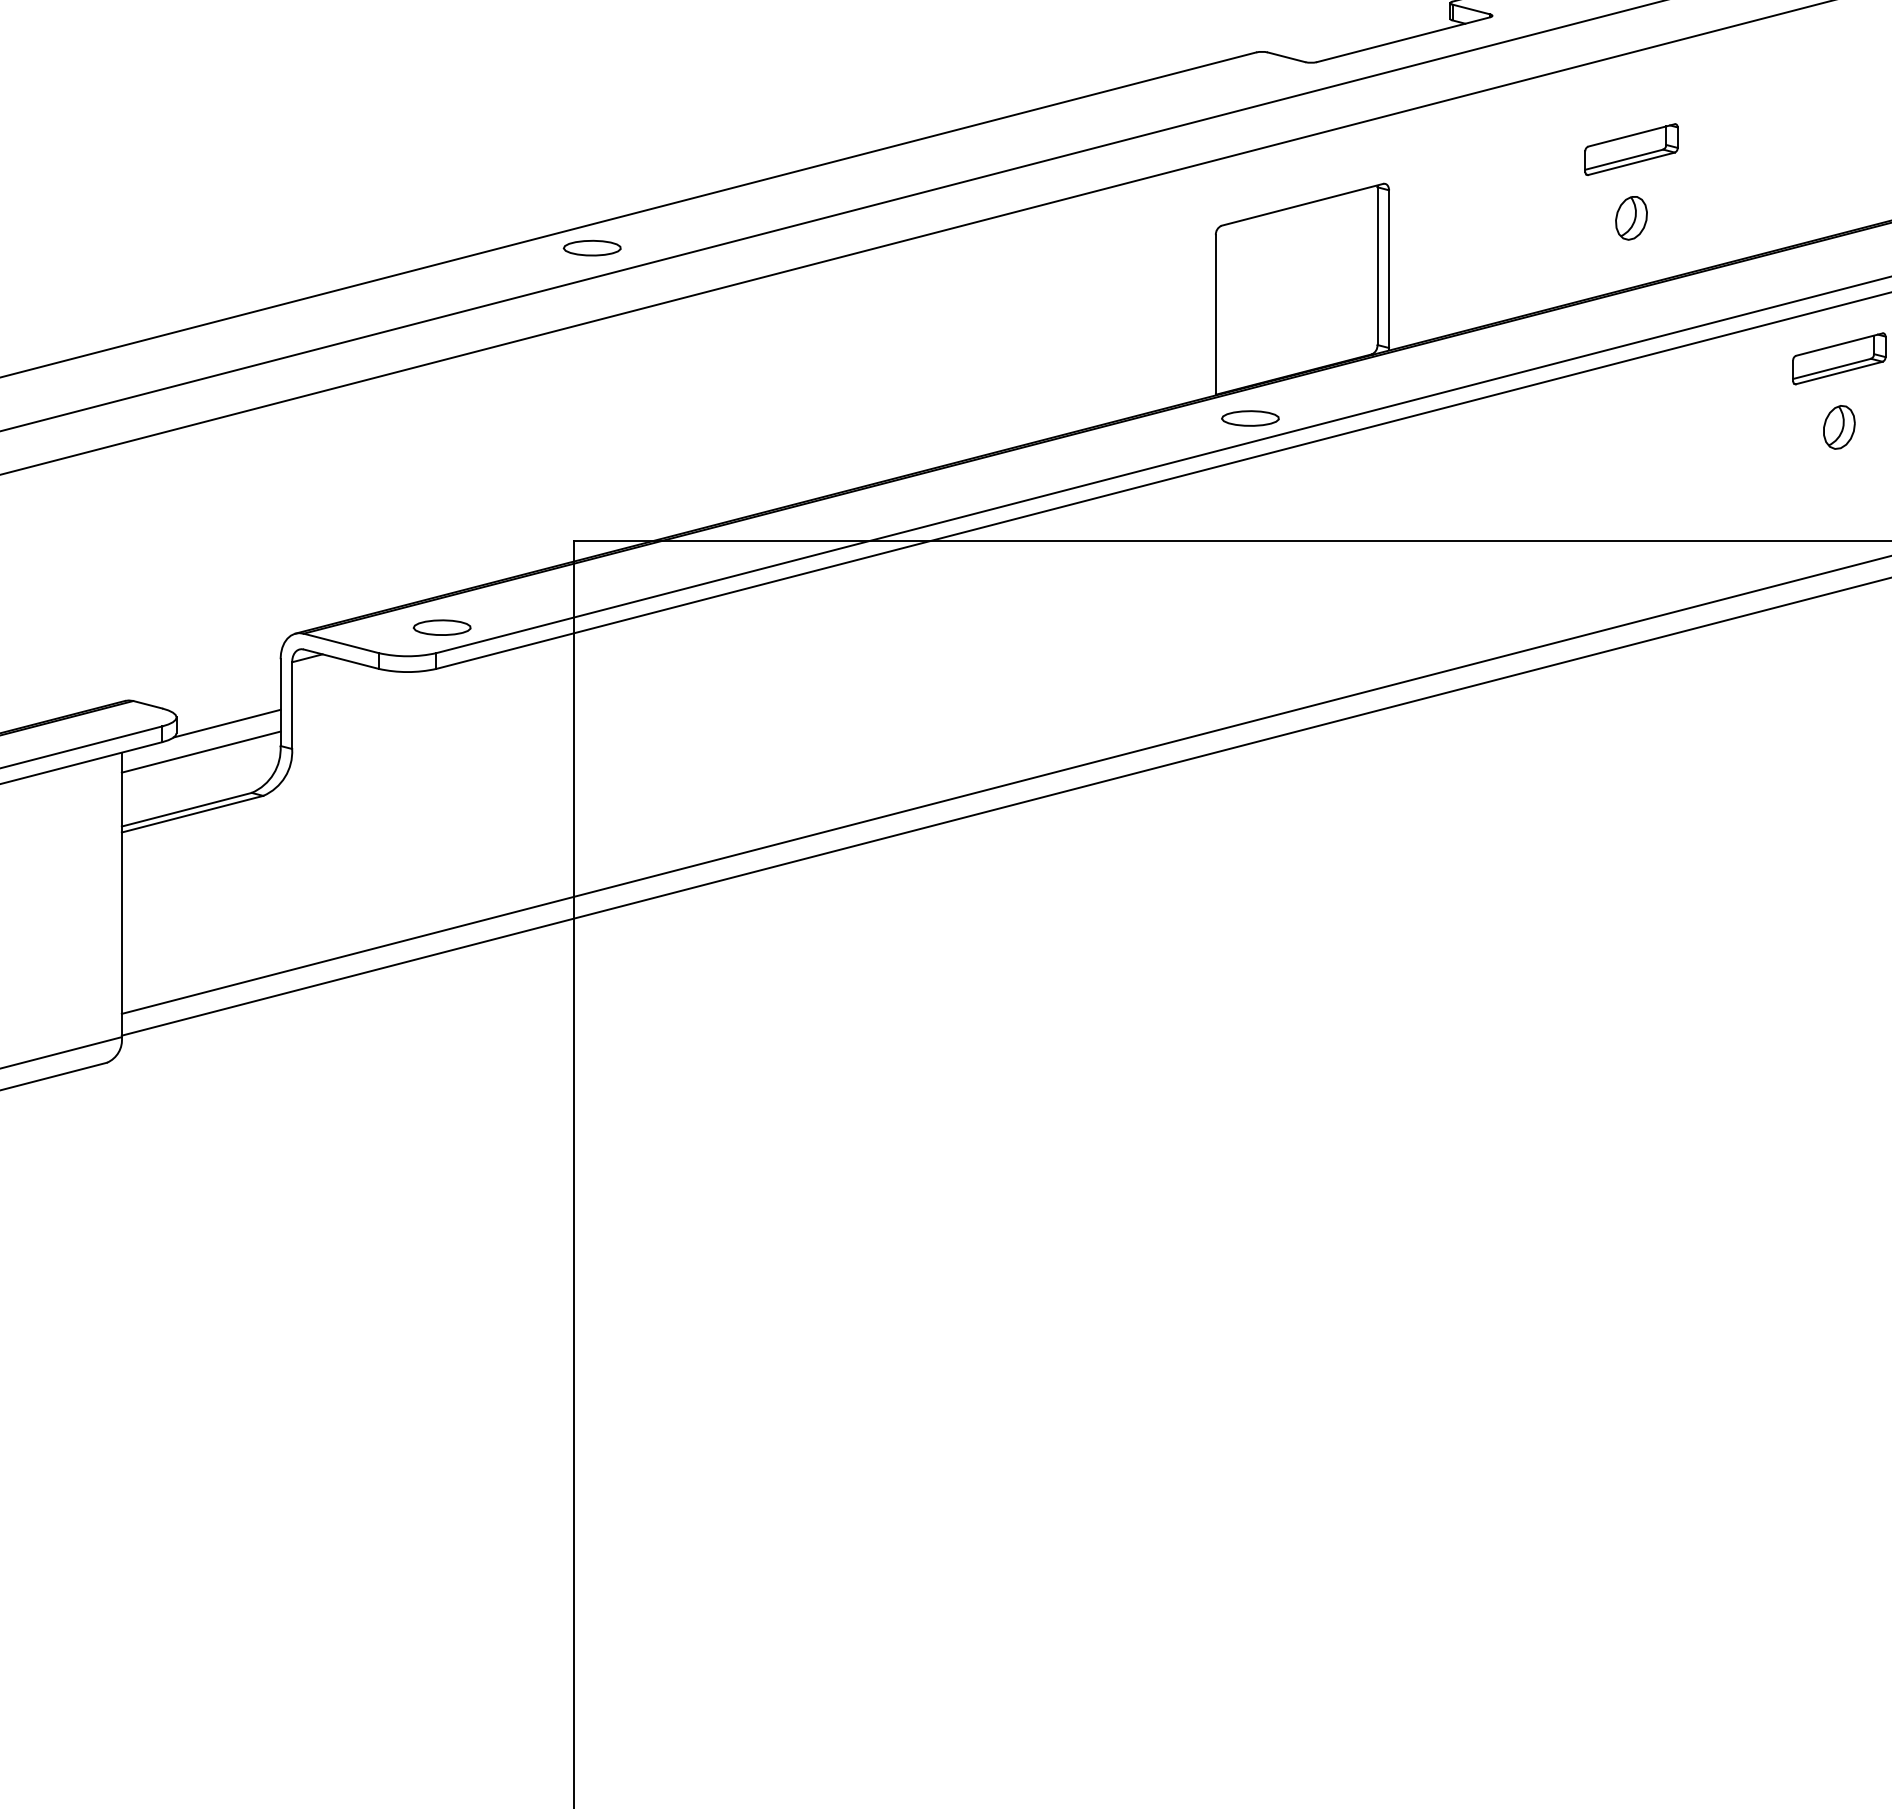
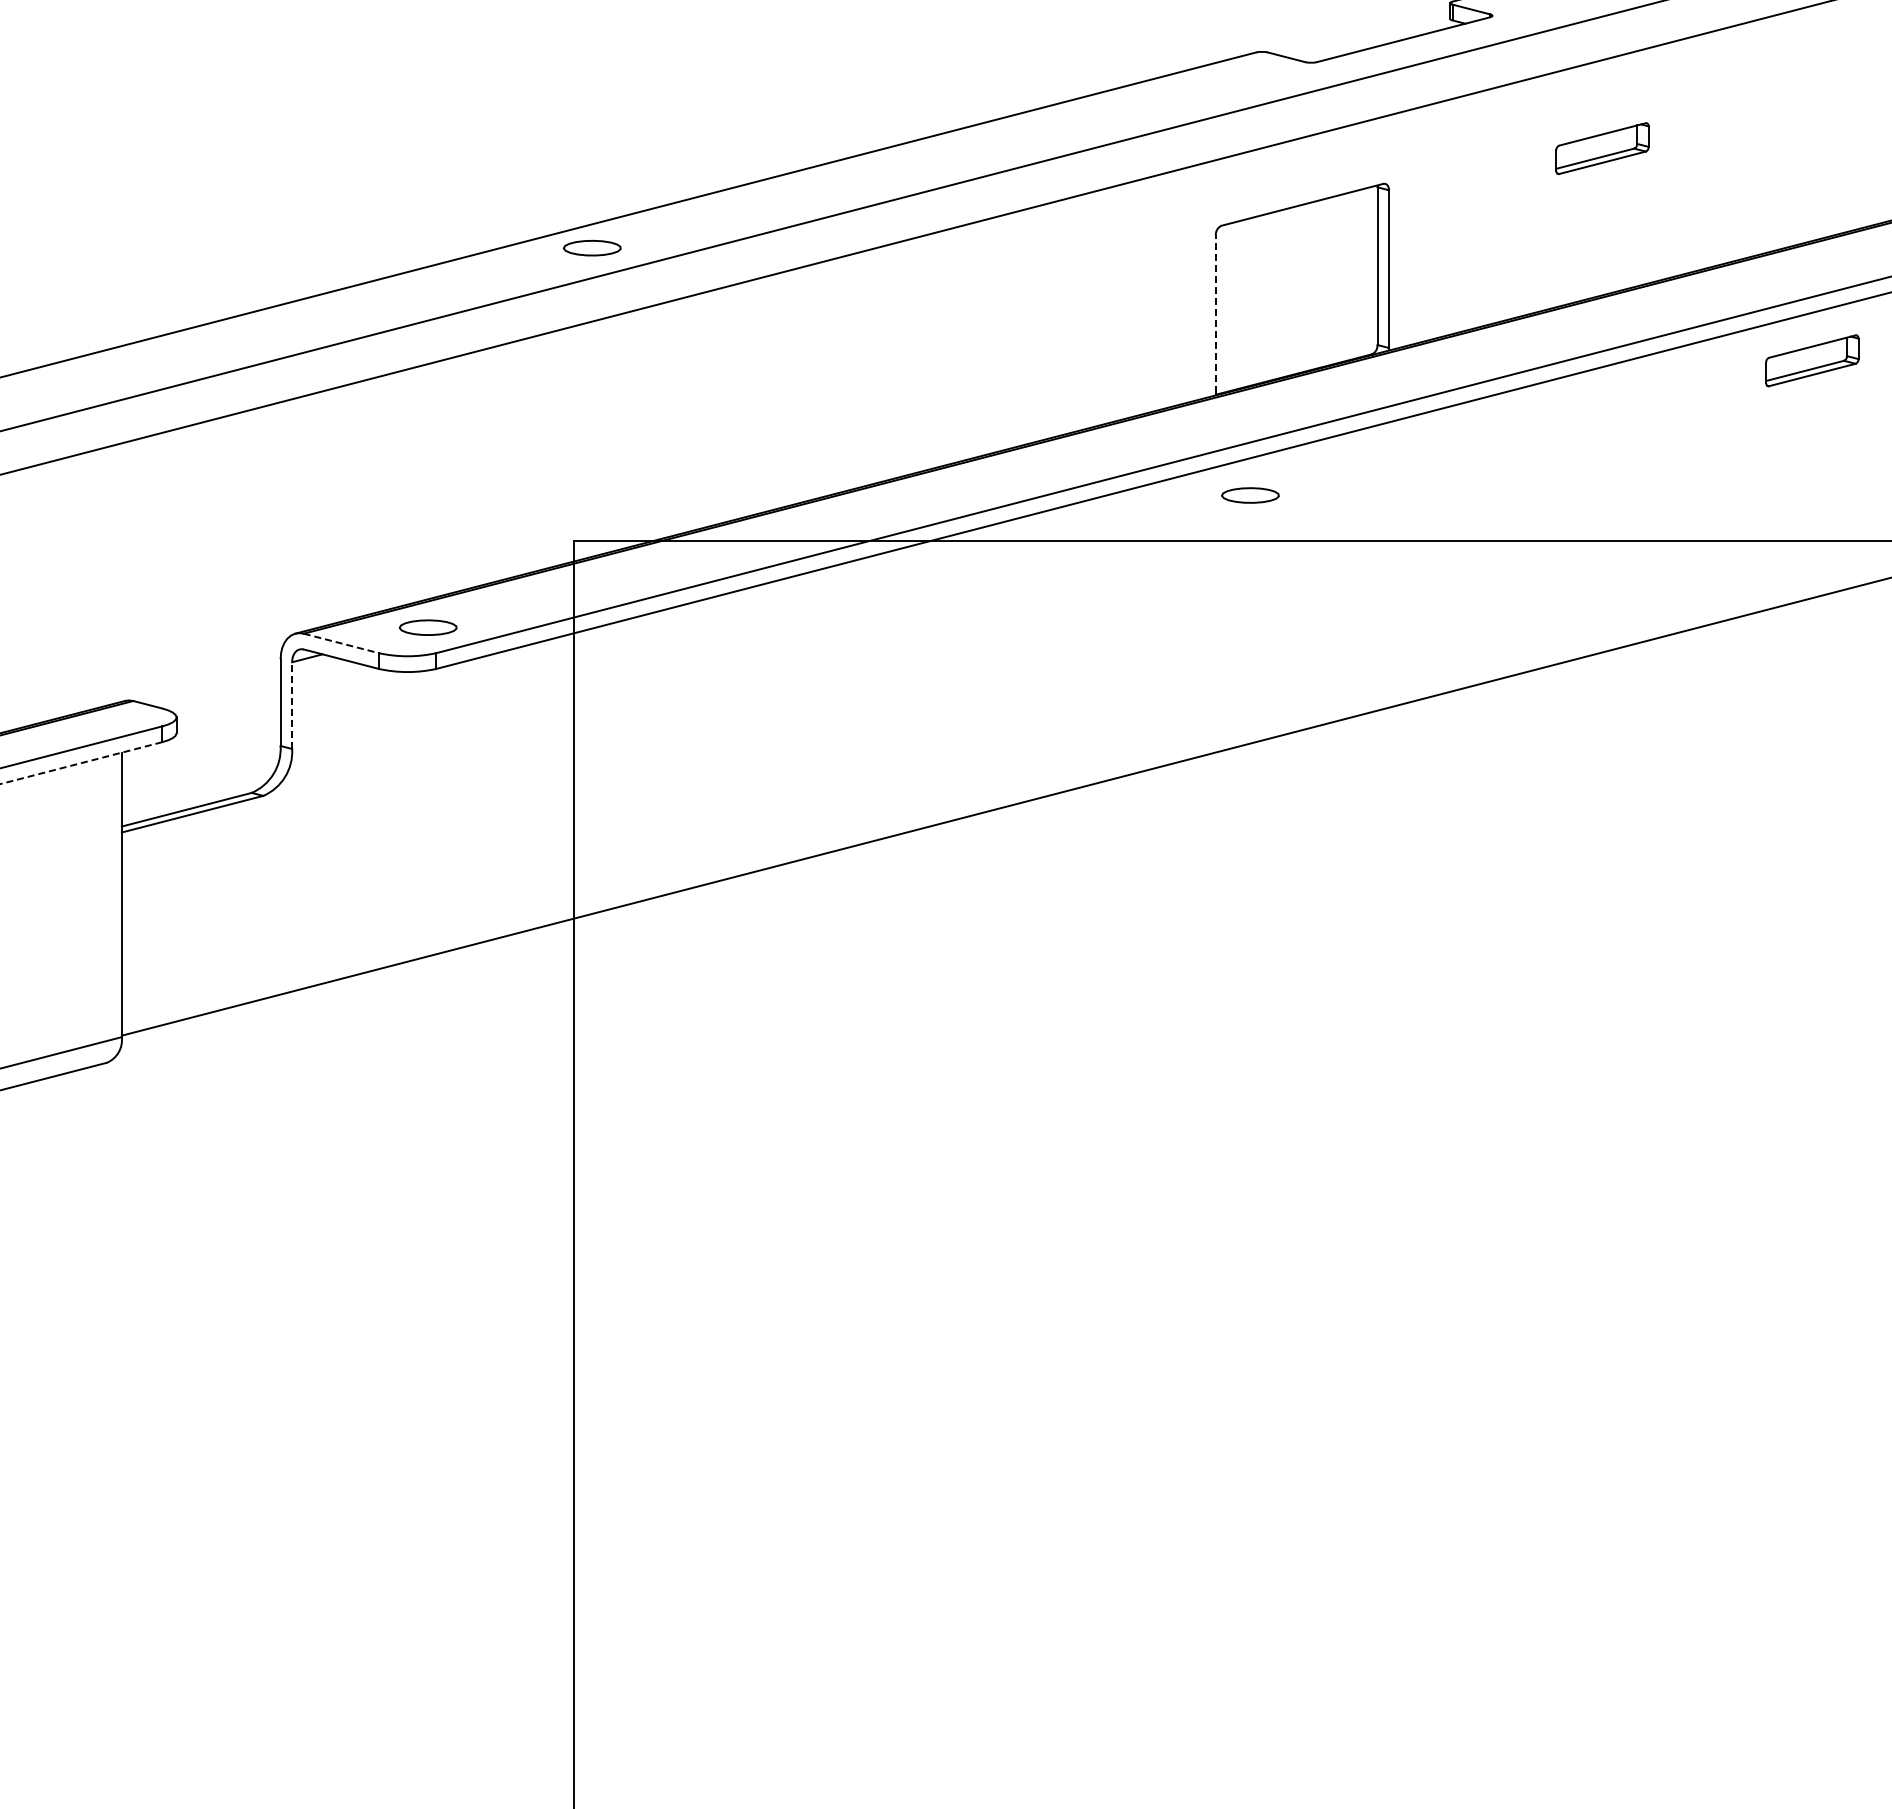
part position: (1631, 149) -> (1602, 148) (1602, 148)
part: present -> none (1631, 218)
line: solid -> dashed (1215, 313)
part position: (1839, 358) -> (1812, 360) (1812, 360)
part position: (1250, 418) -> (1250, 495) (1250, 495)
part: present -> none (1839, 427)
part position: (441, 627) -> (427, 627) (427, 627)
line: solid -> dashed (341, 643)
line: solid -> dashed (292, 705)
line: present -> none (226, 723)
line: present -> none (200, 751)
line: solid -> dashed (80, 763)
line: present -> none (1004, 784)
